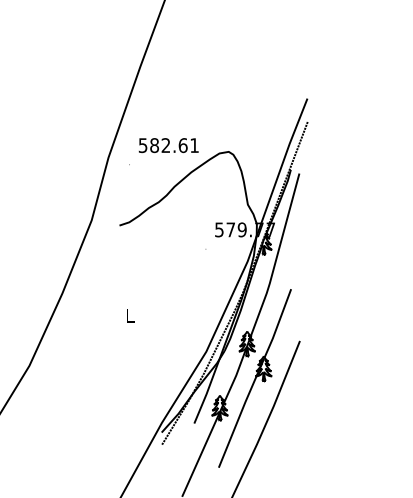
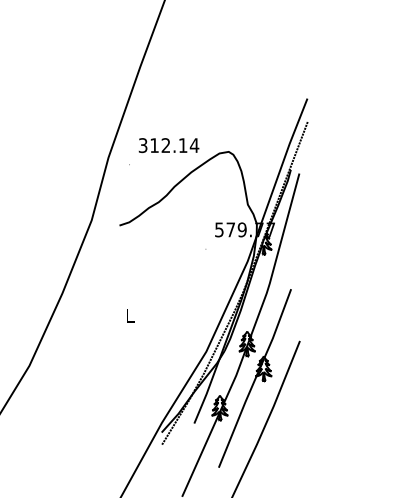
text: 582.61 -> 312.14 (169, 145)
